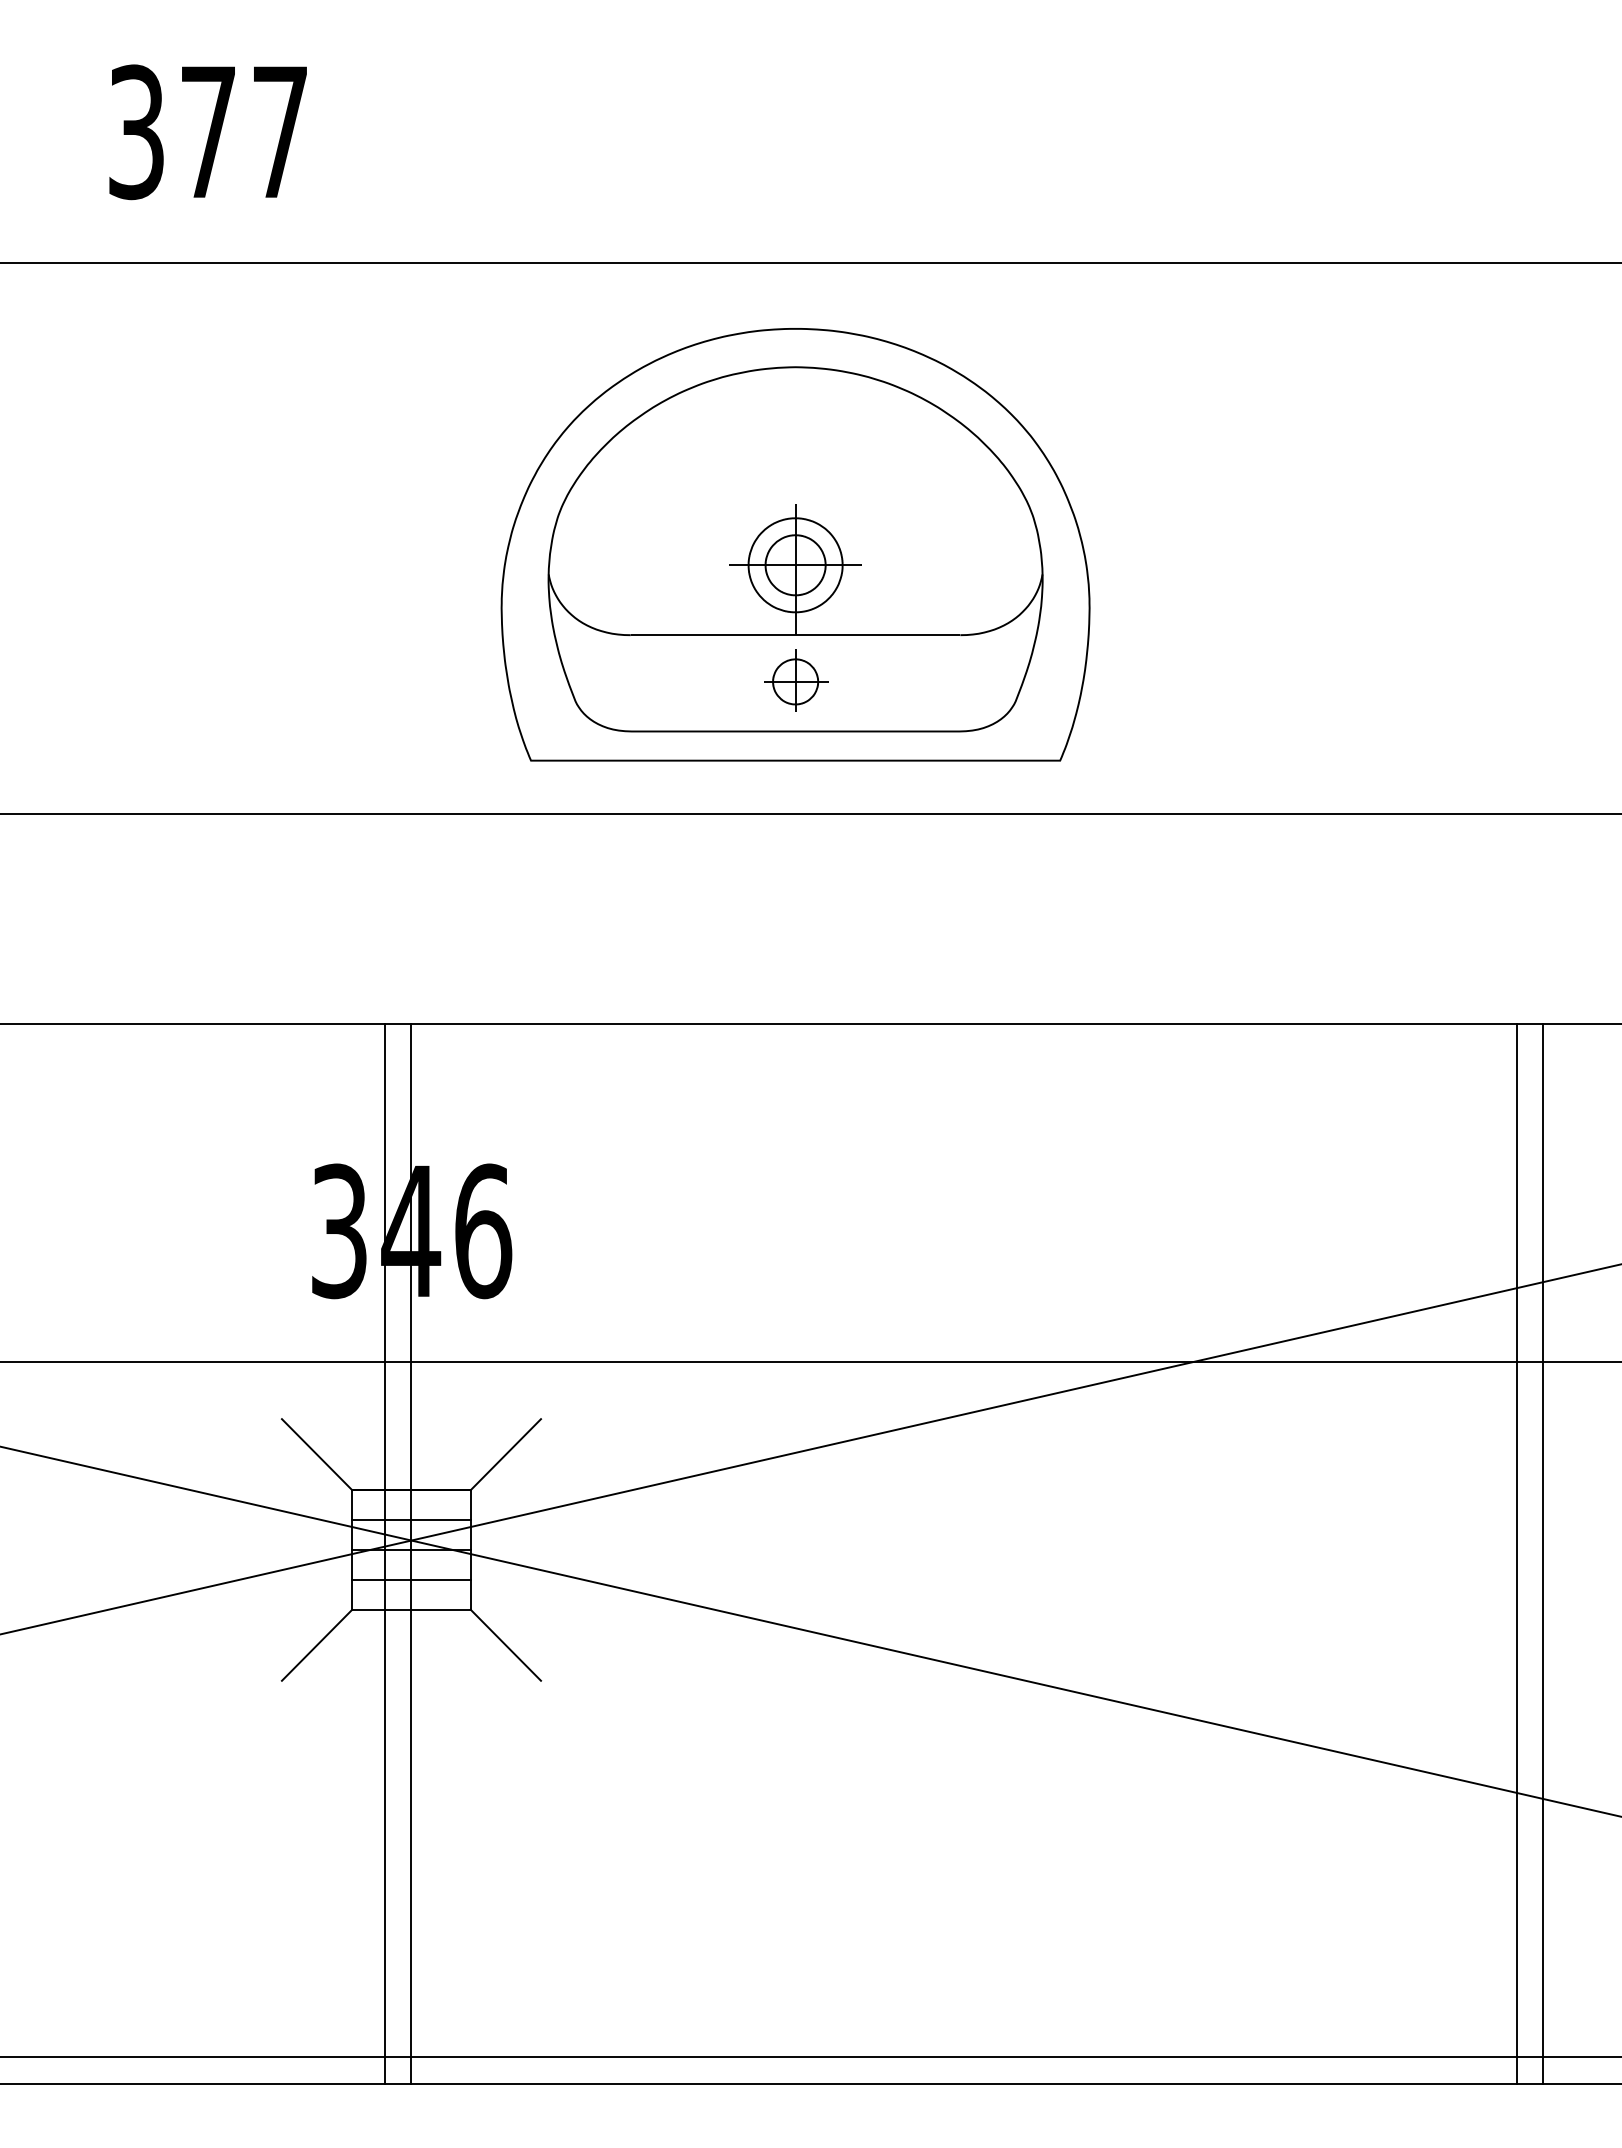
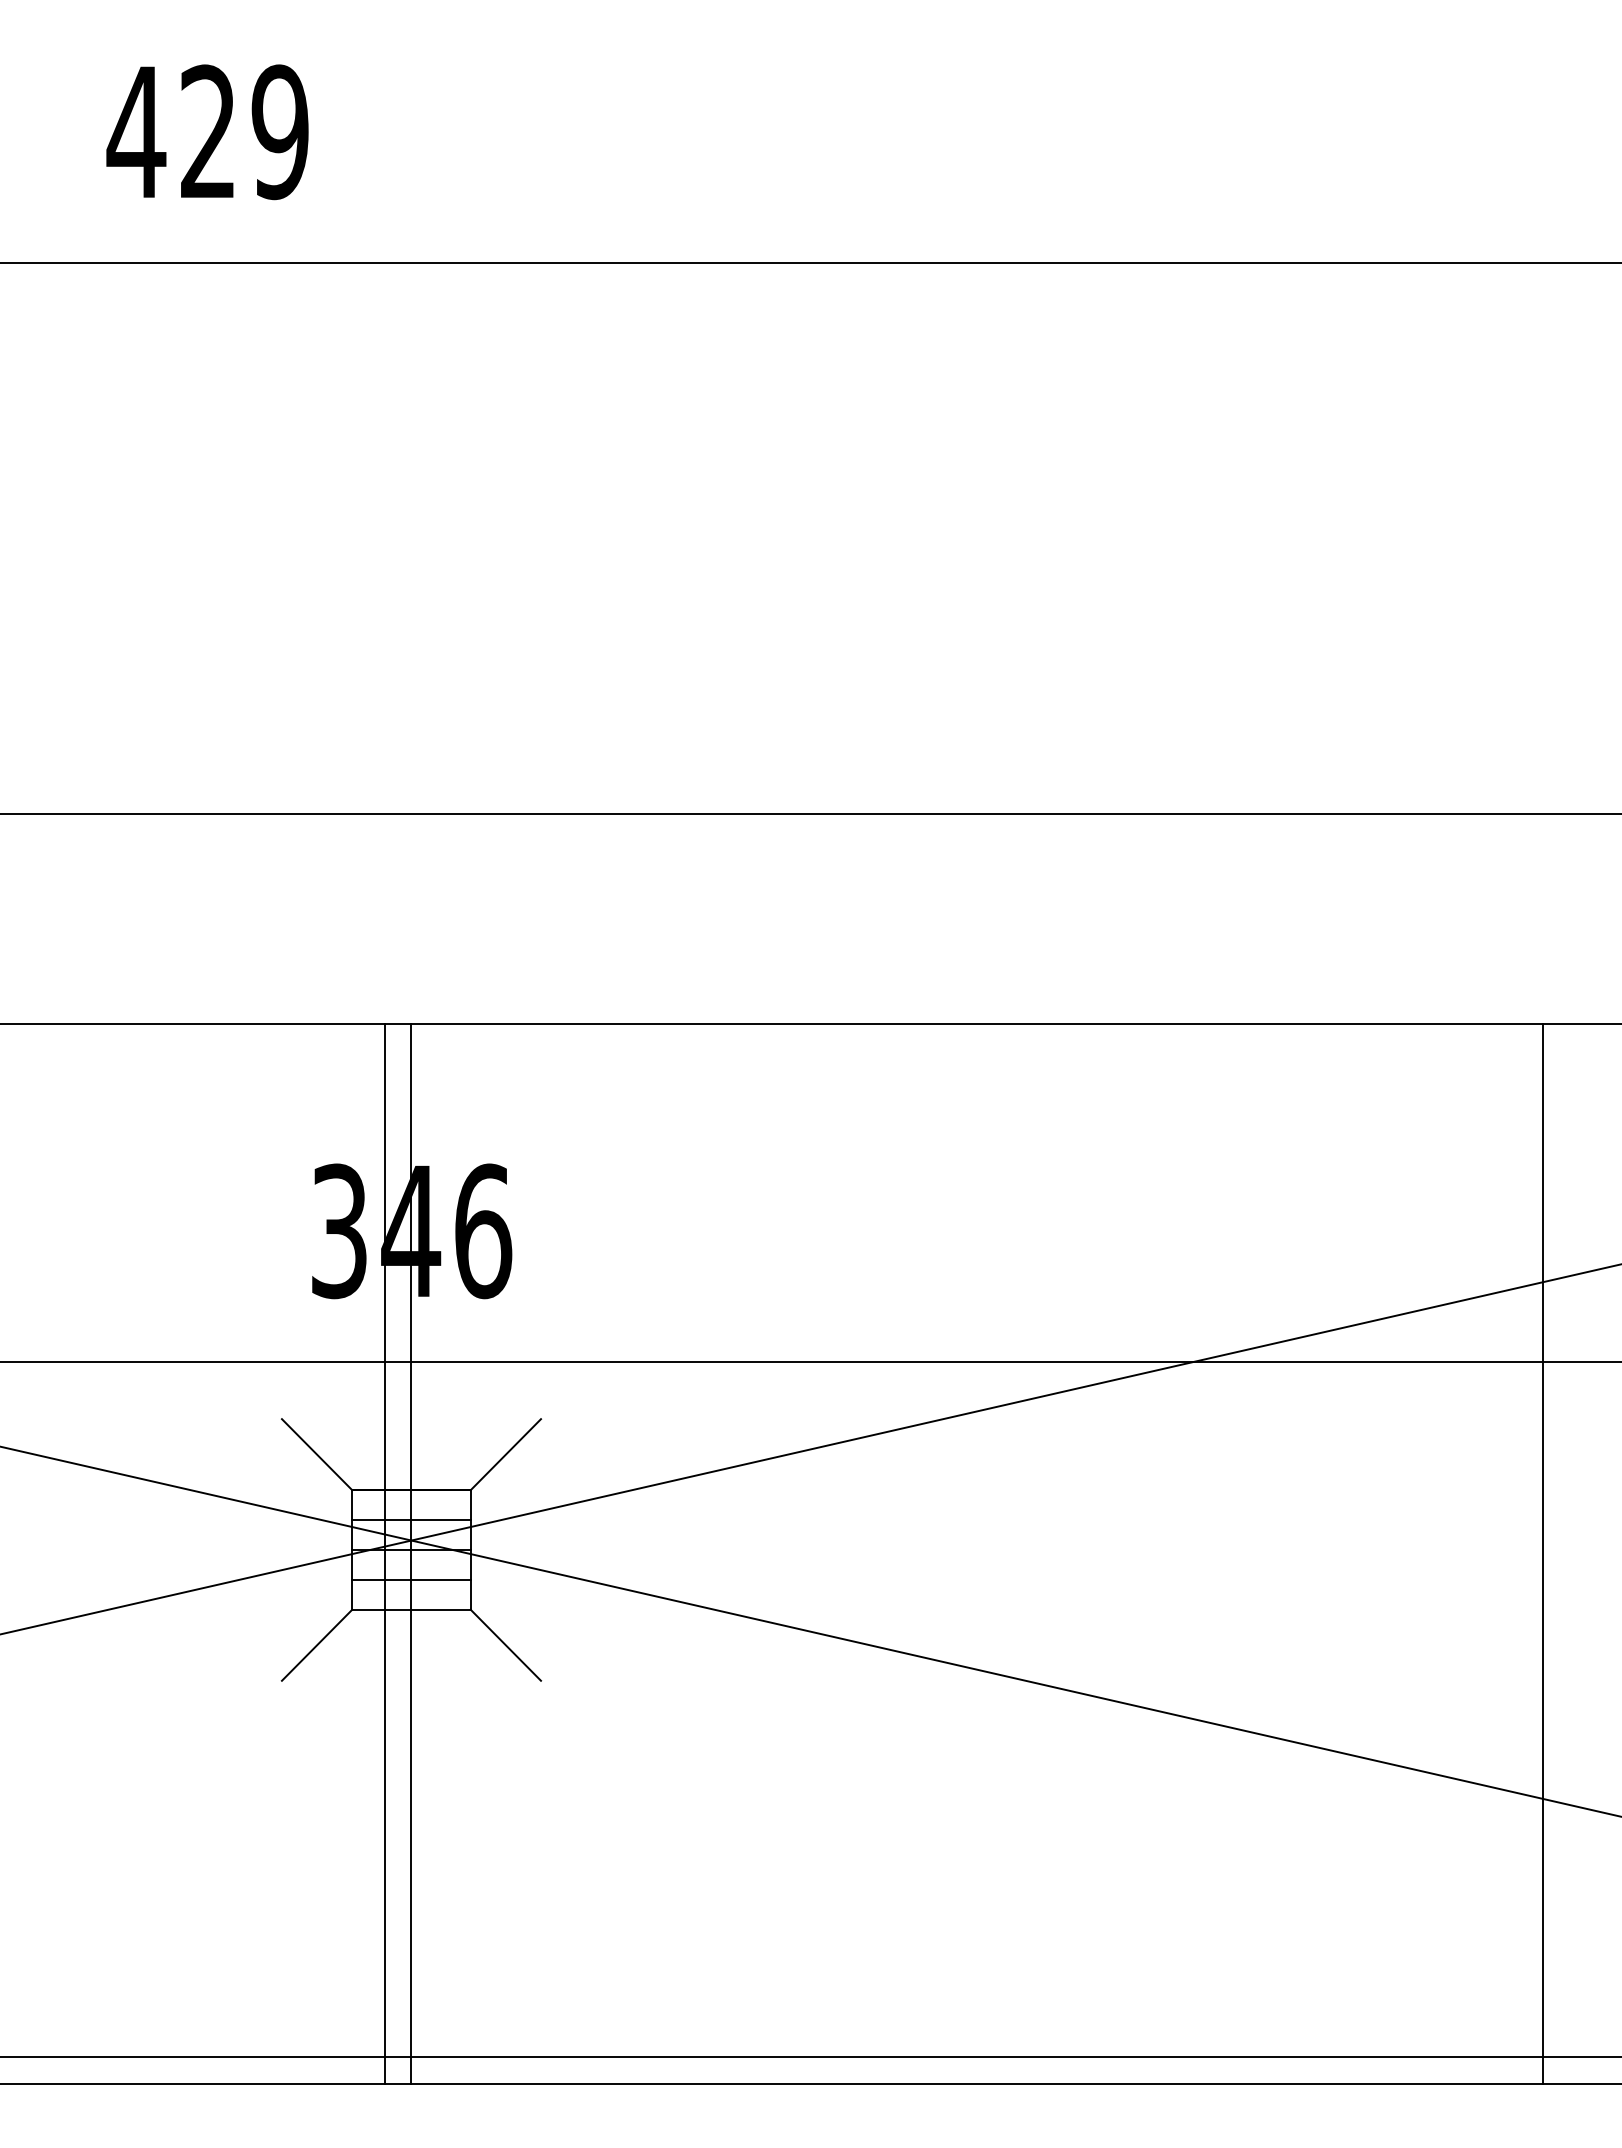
text: 377 -> 429 (207, 132)
part: present -> none (795, 544)
line: present -> none (1517, 1553)
